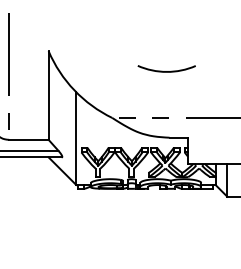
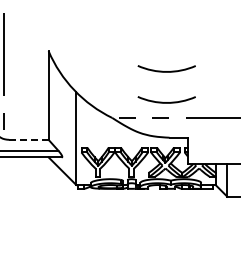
line position: (8, 71) -> (3, 71) (3, 71)
arc: none -> present (166, 102)
line: solid -> dashed (28, 139)
